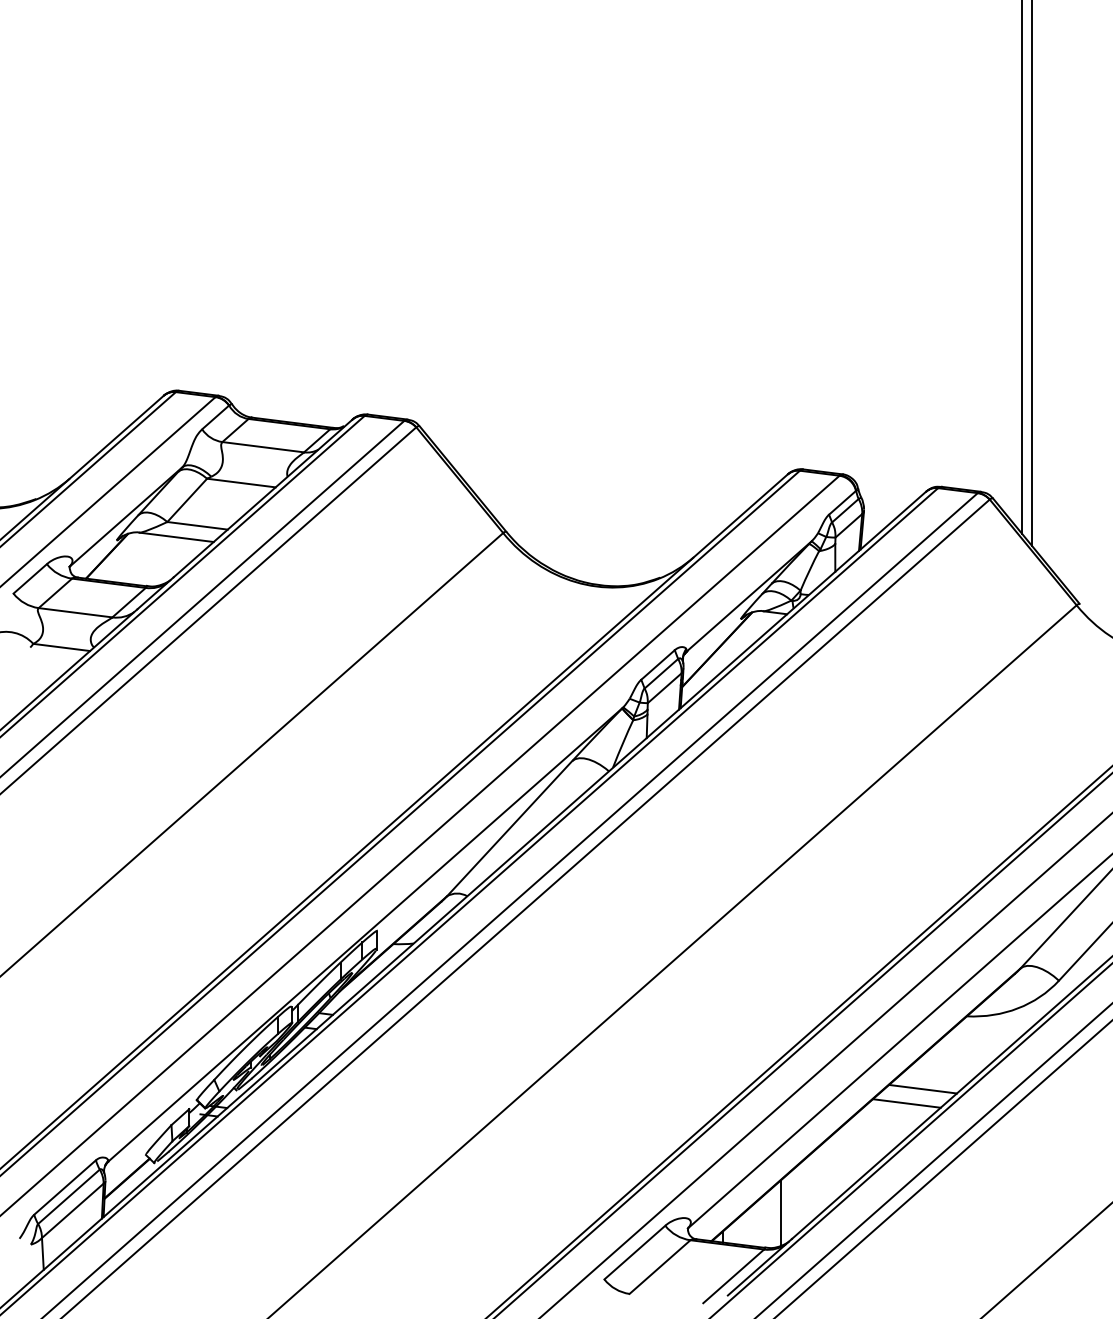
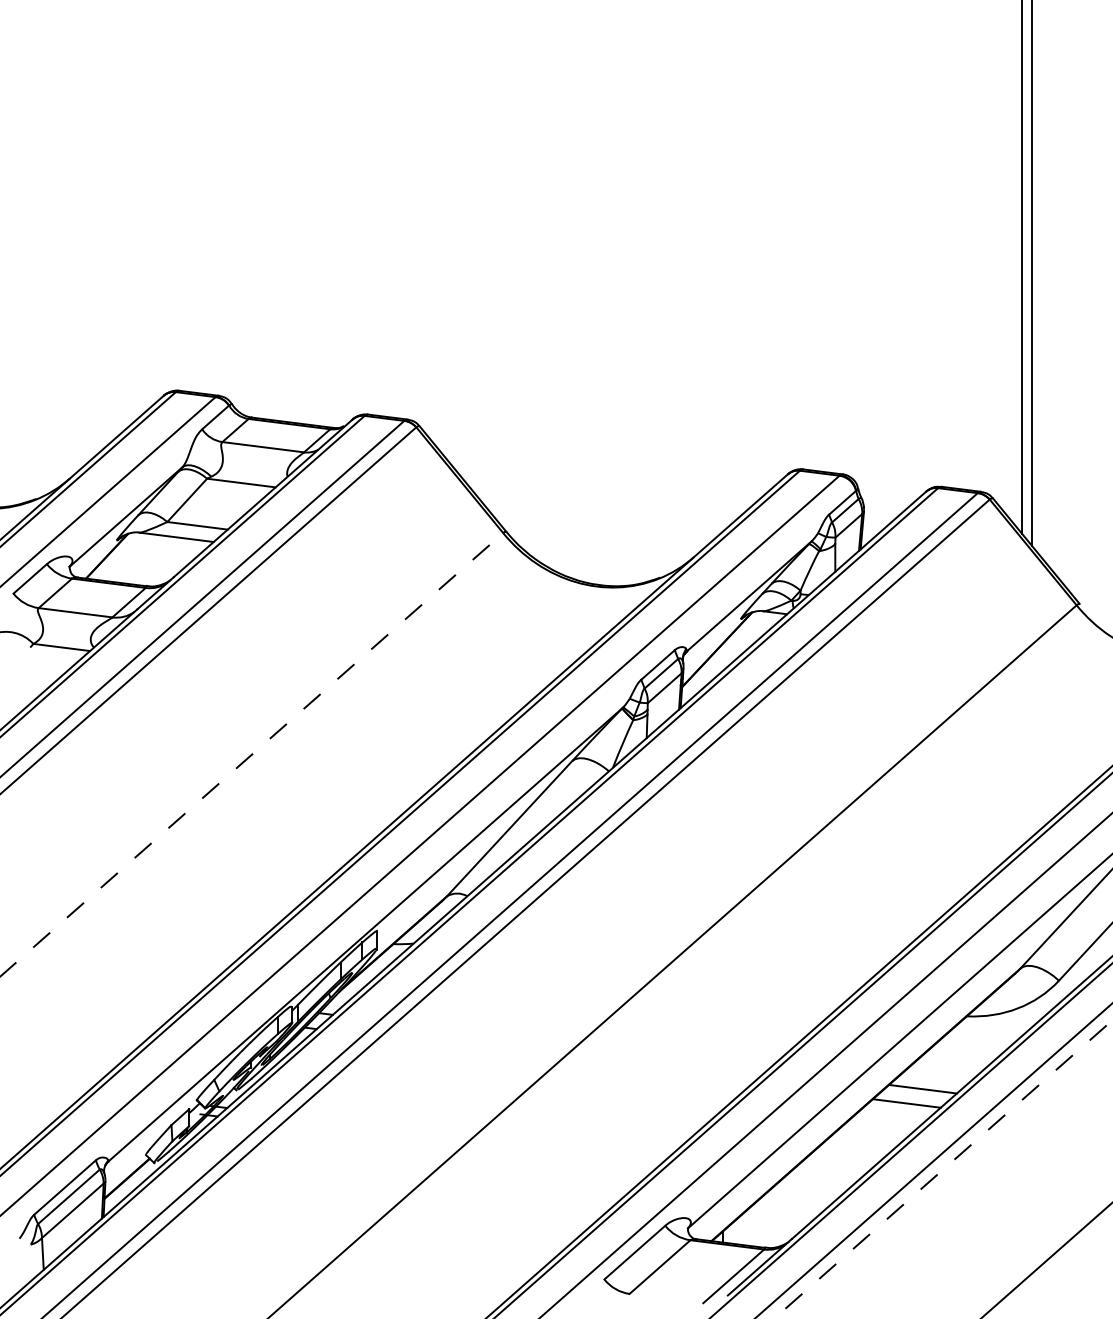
line: solid -> dashed (252, 754)
line: solid -> dashed (943, 1169)
line: present -> none (780, 1212)
